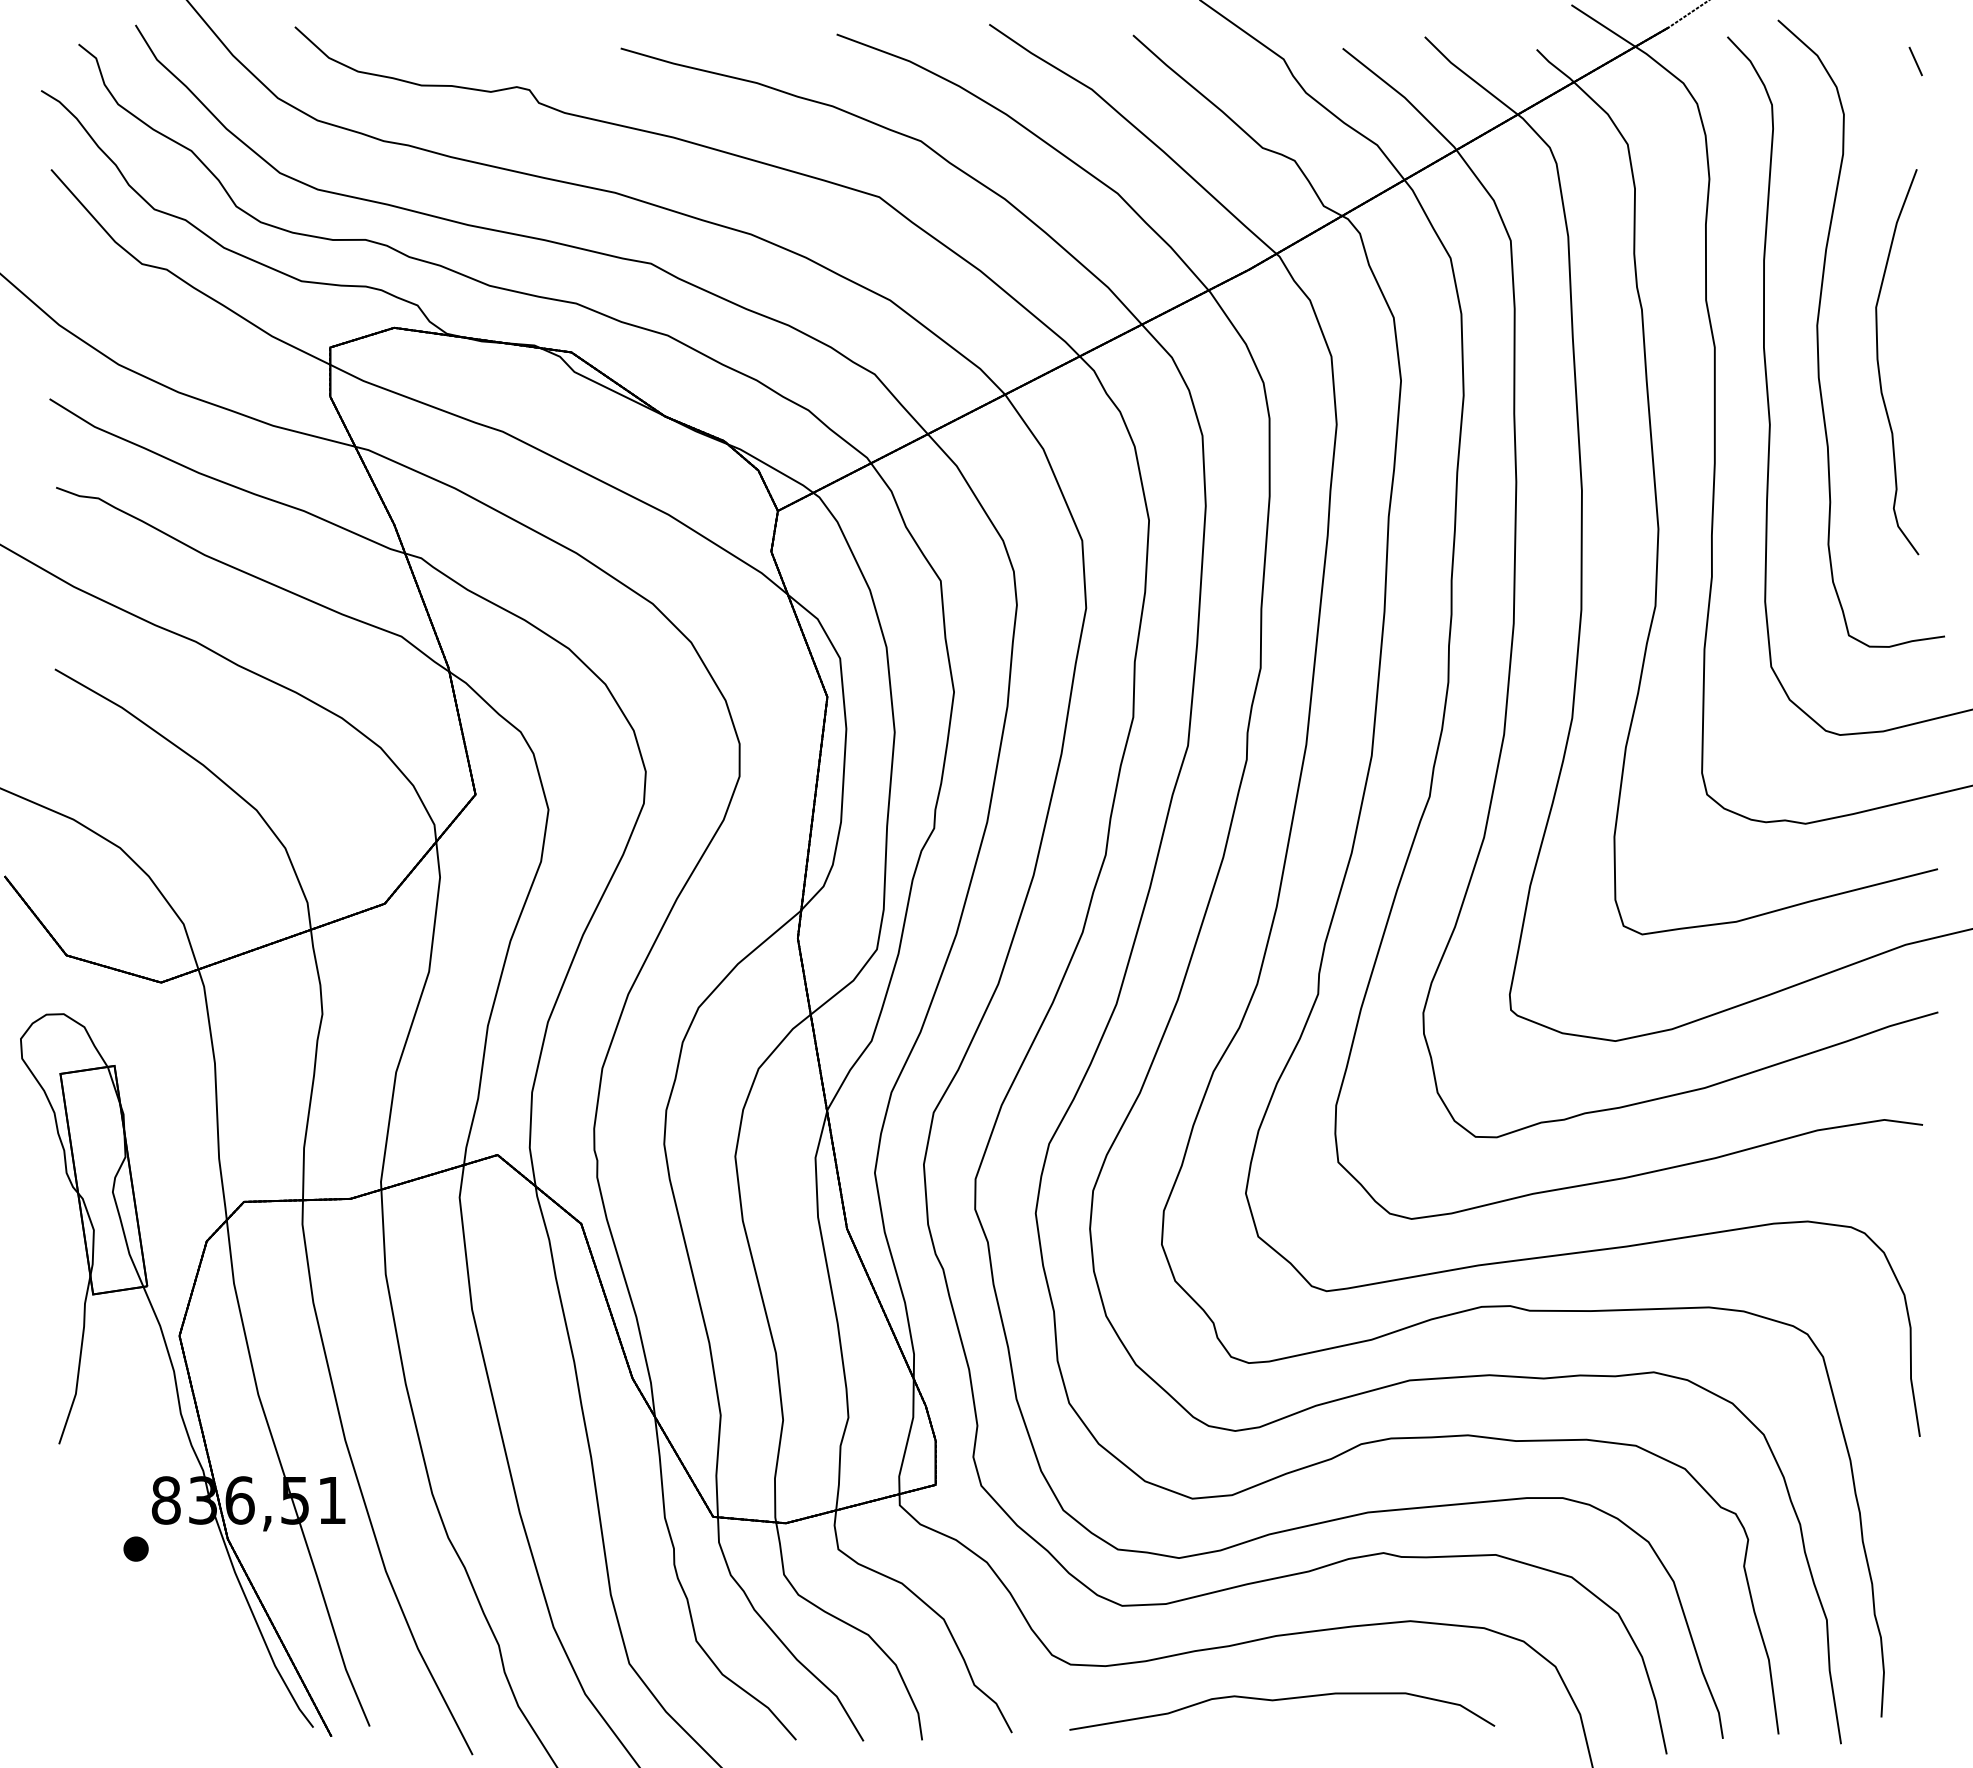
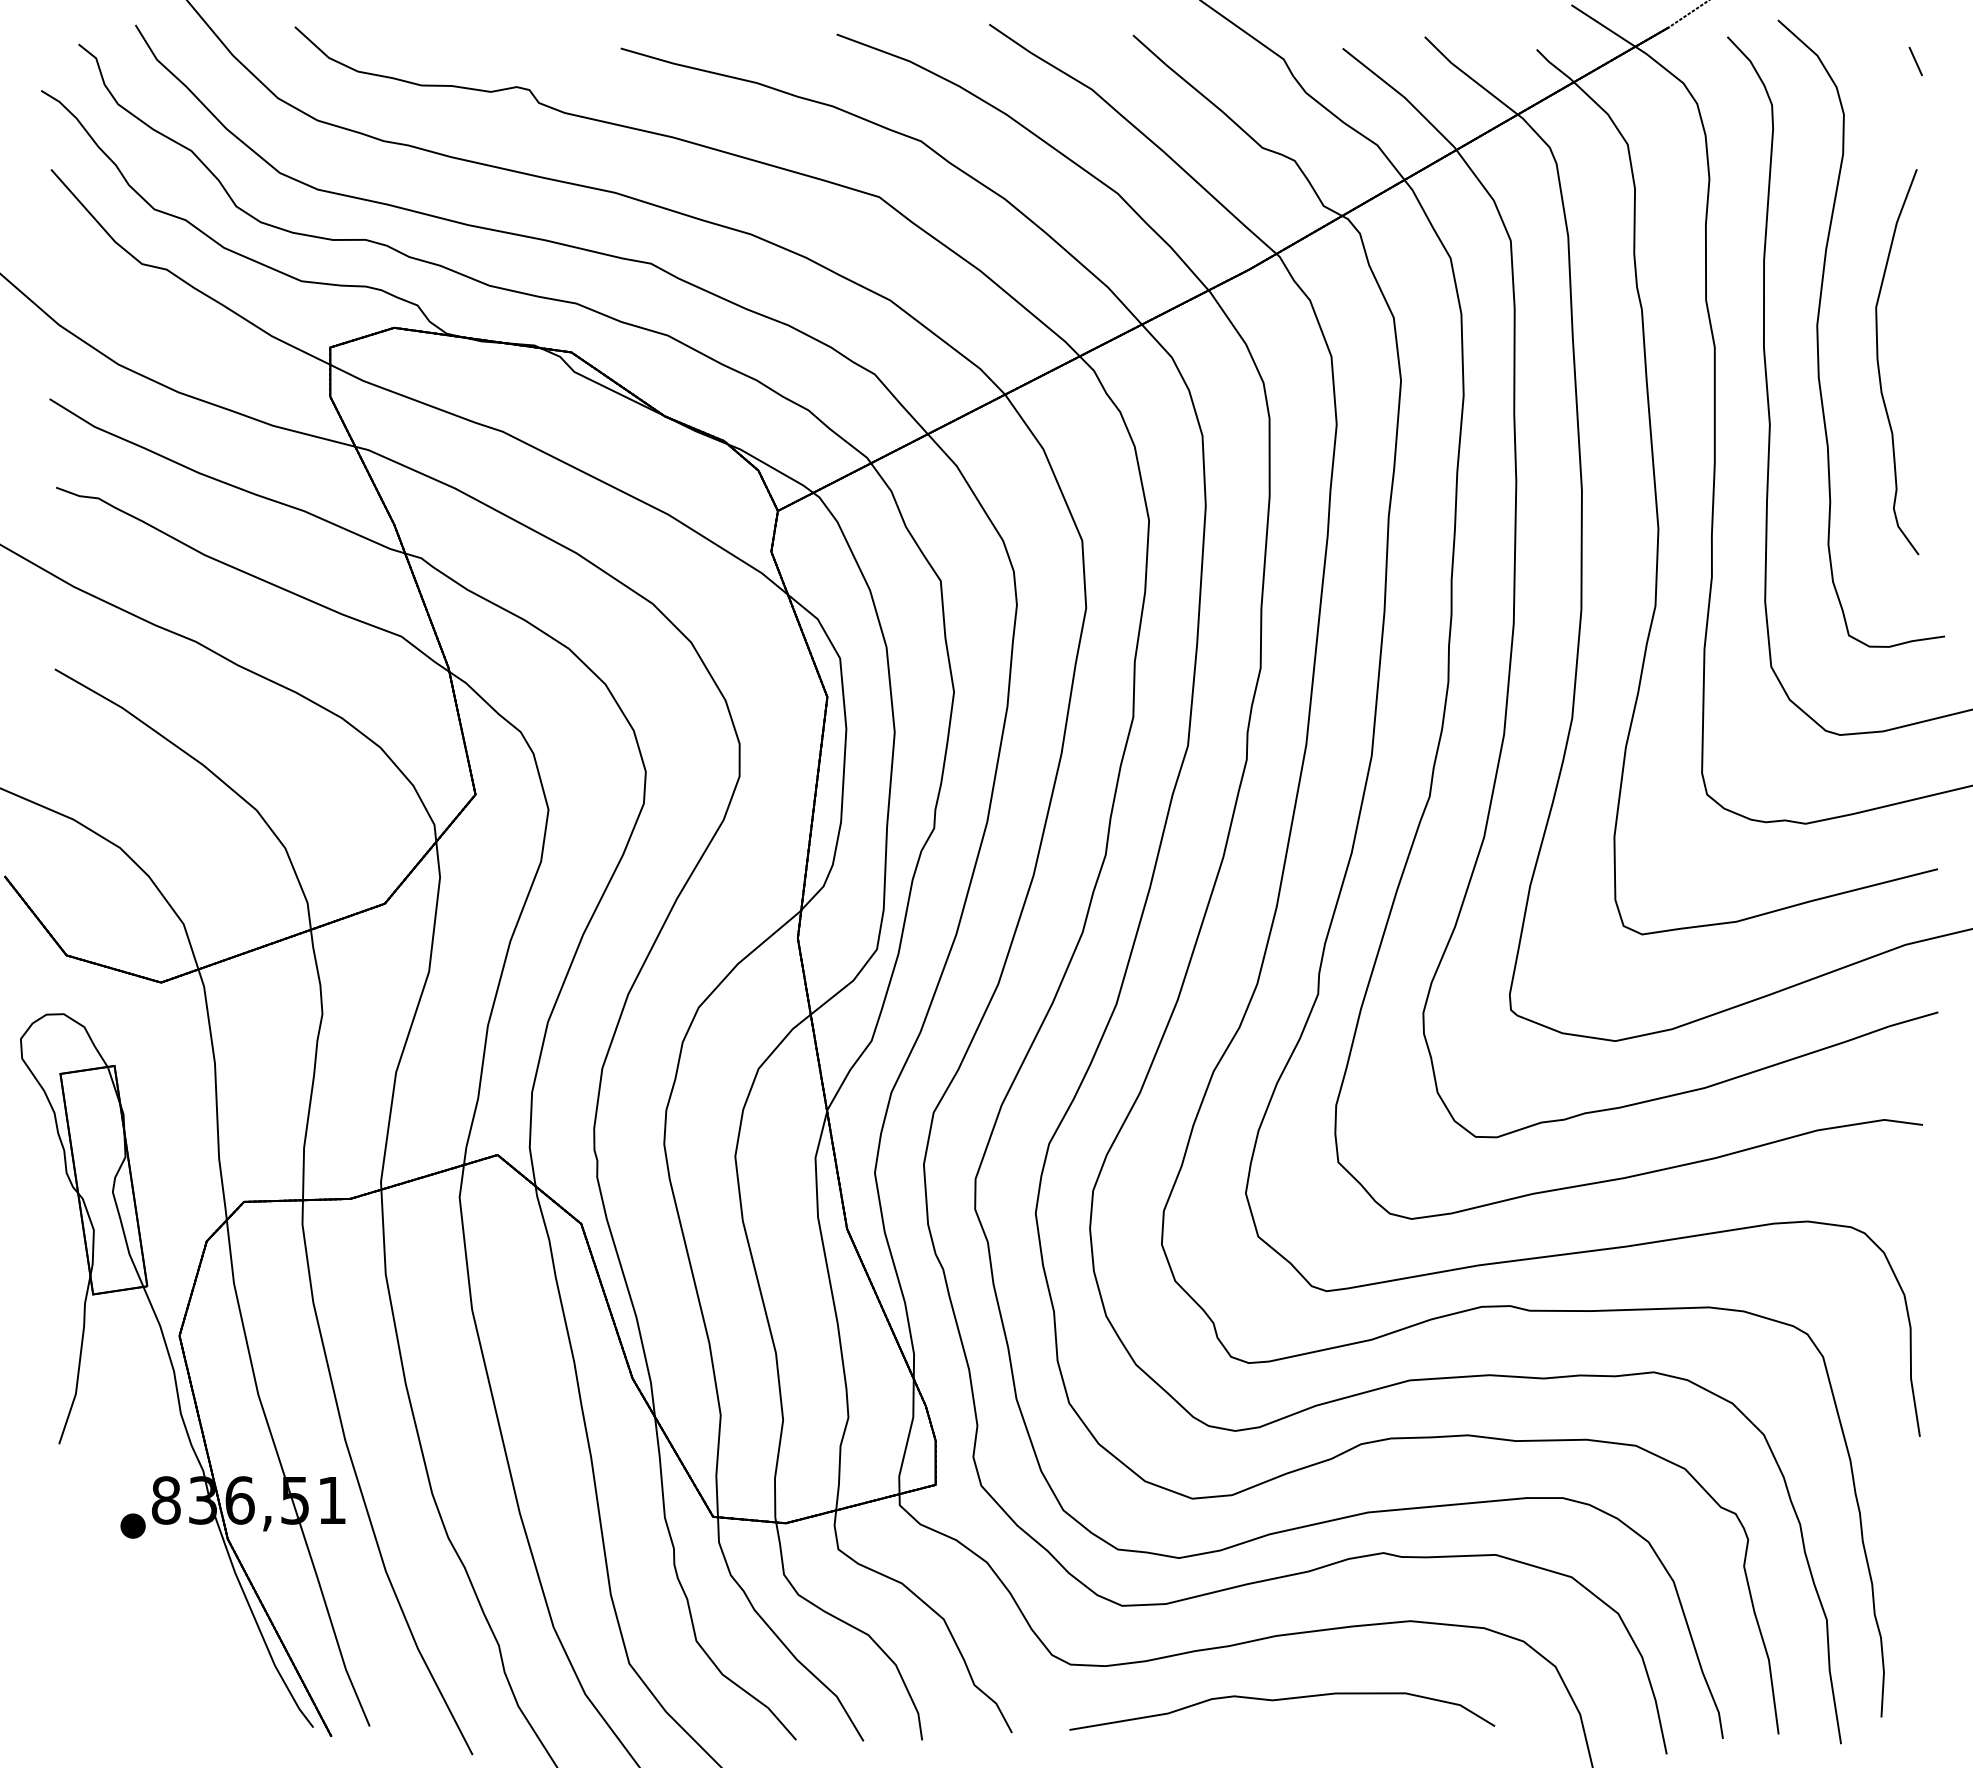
part position: (135, 1548) -> (132, 1525) (132, 1525)
